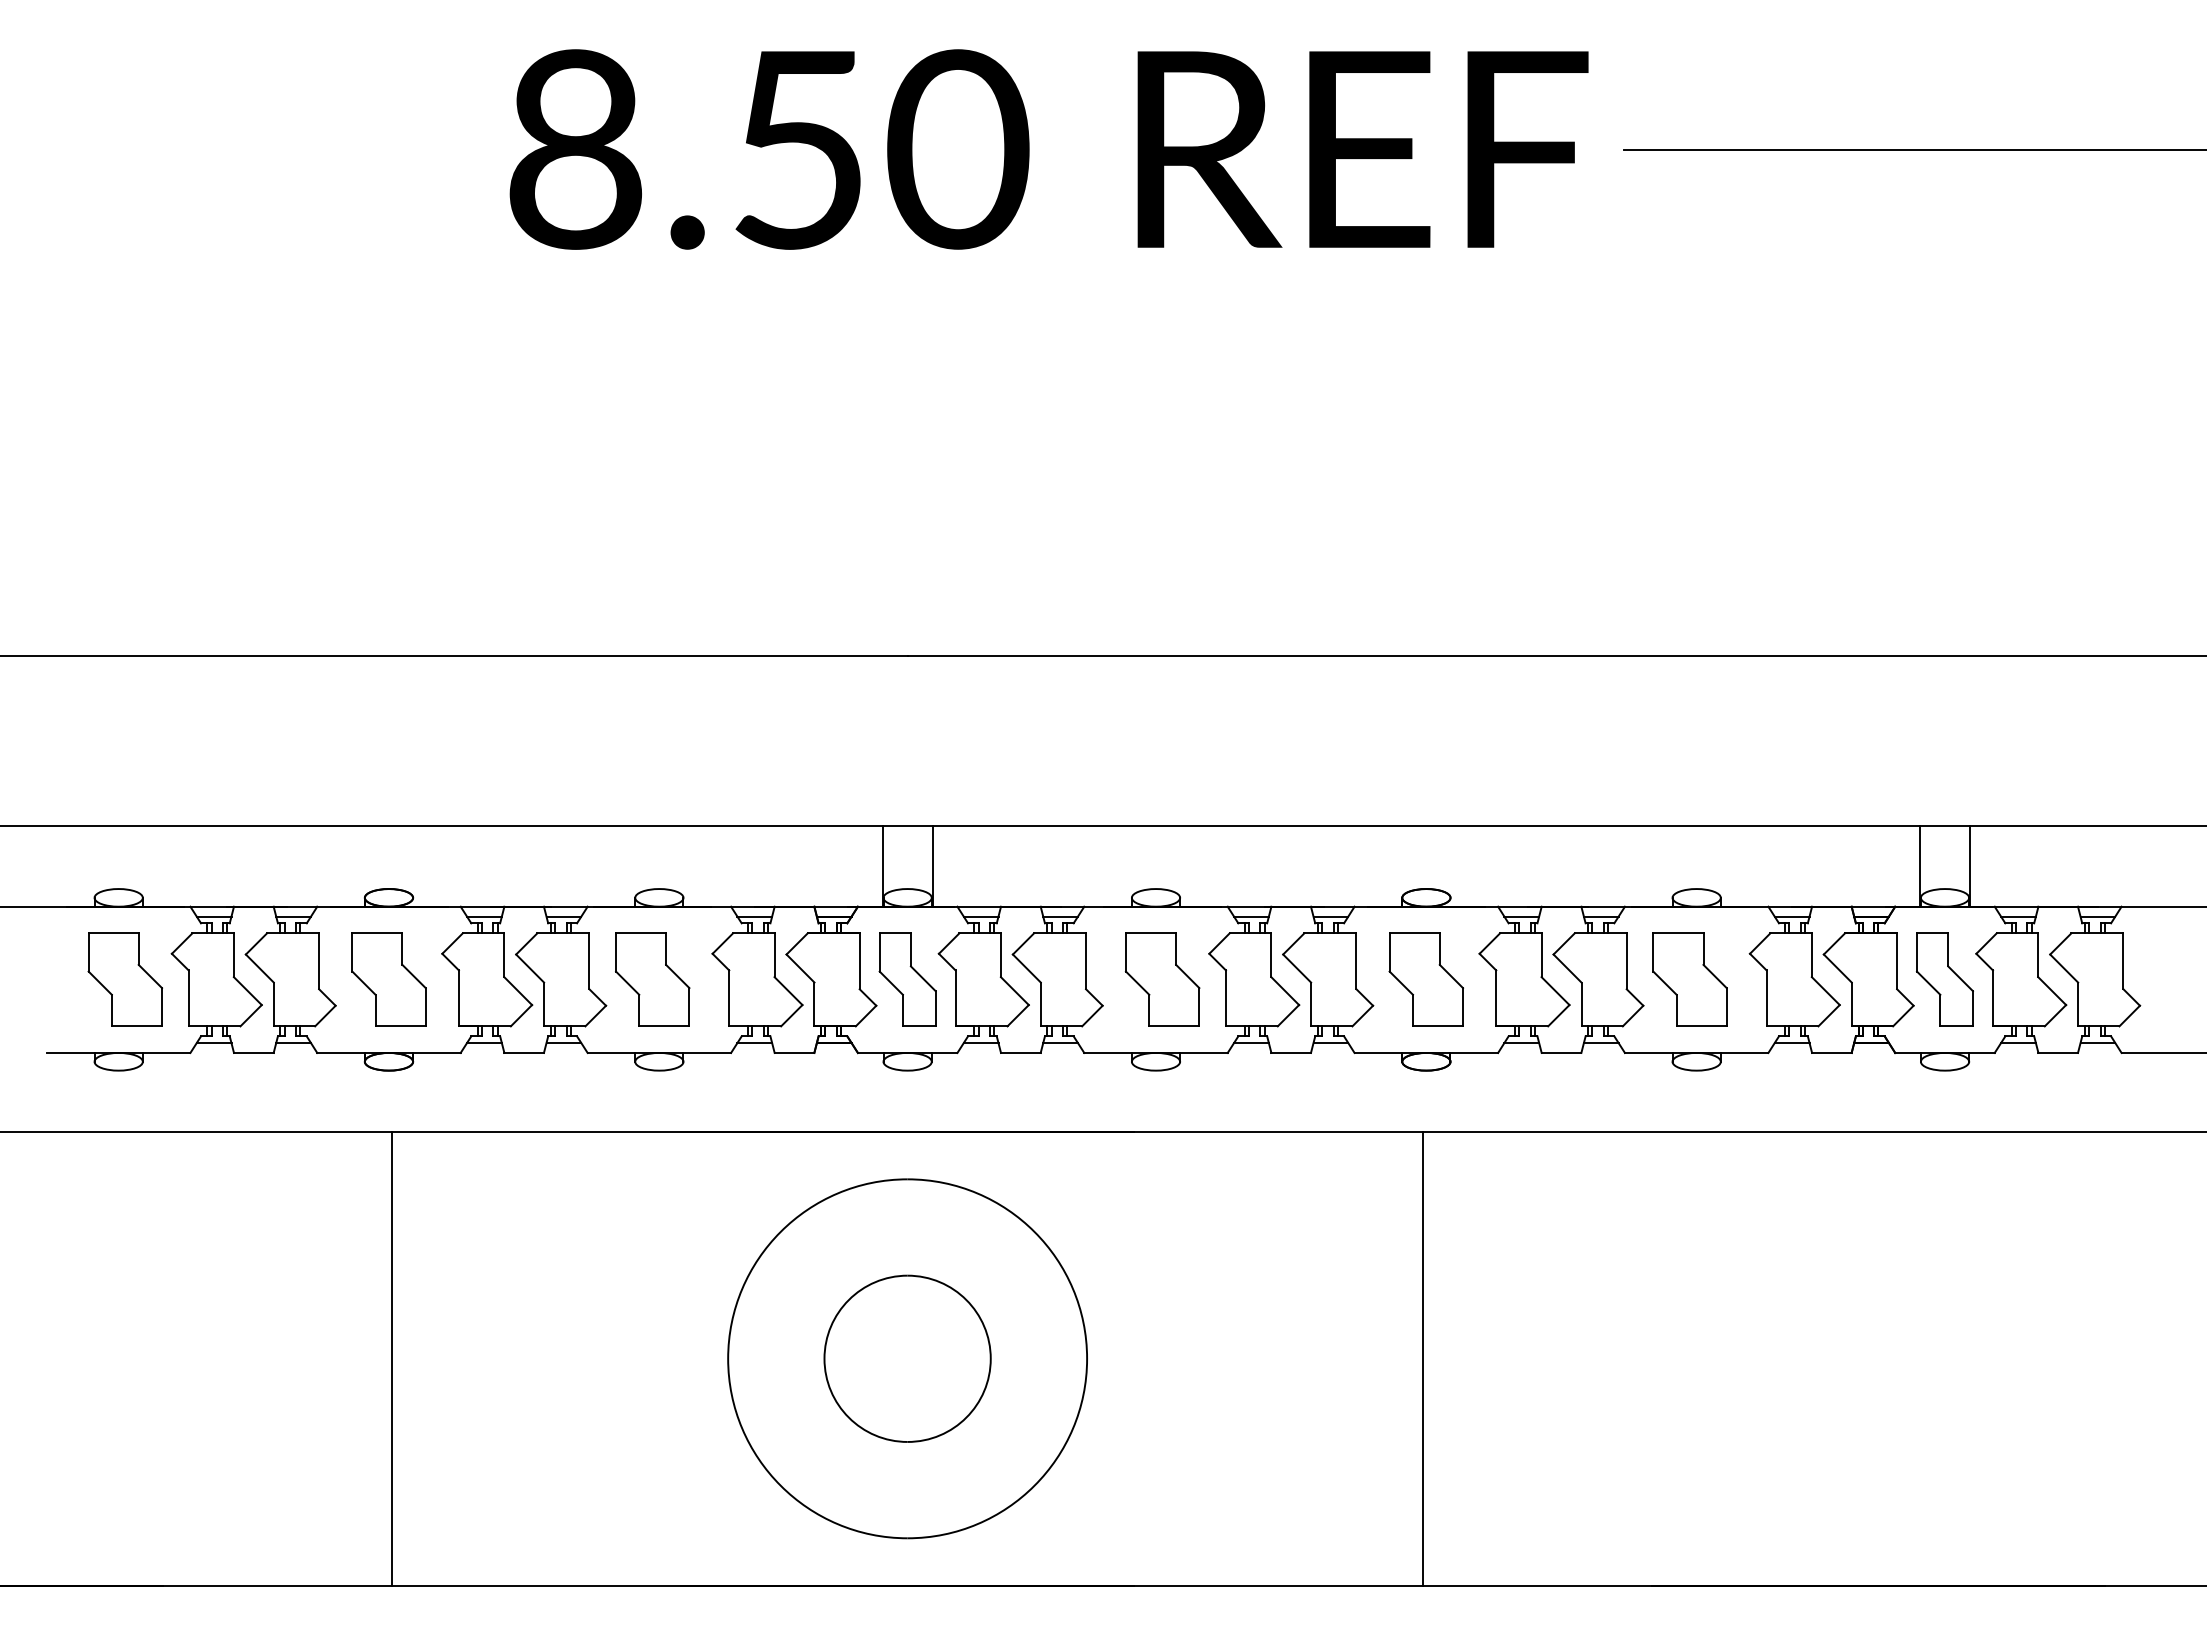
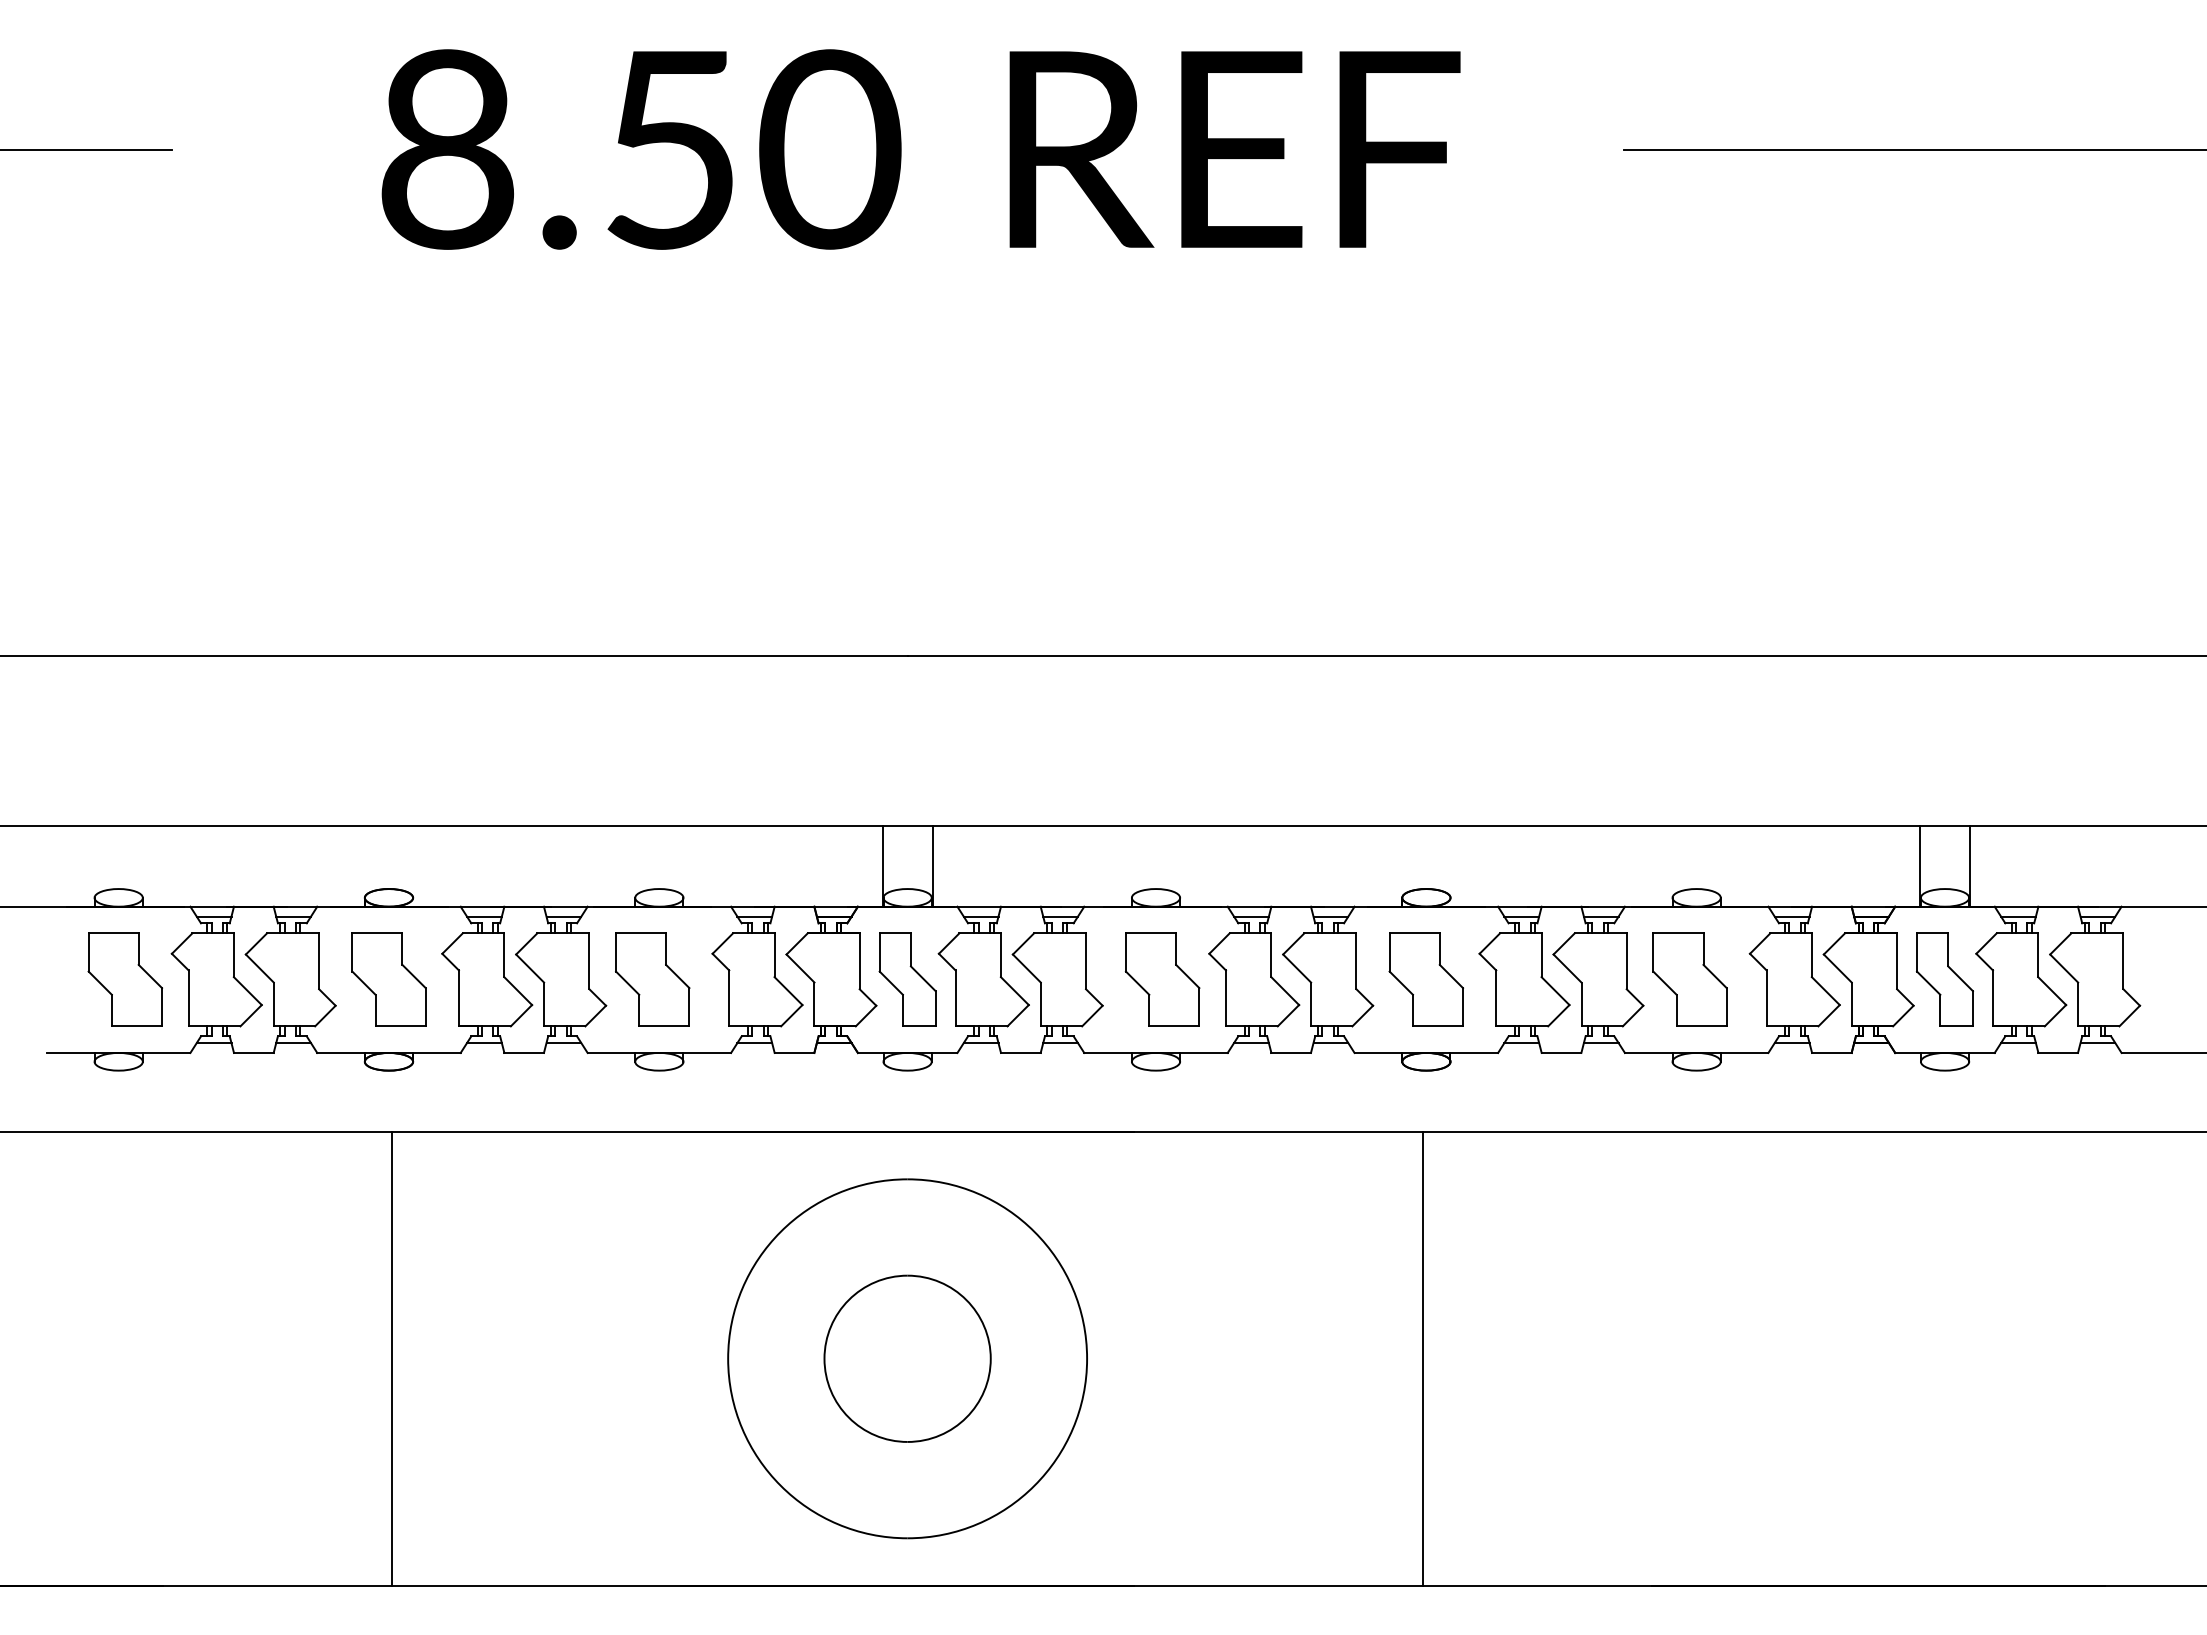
line: none -> present (87, 149)
text position: (1048, 149) -> (920, 149) (920, 149)
